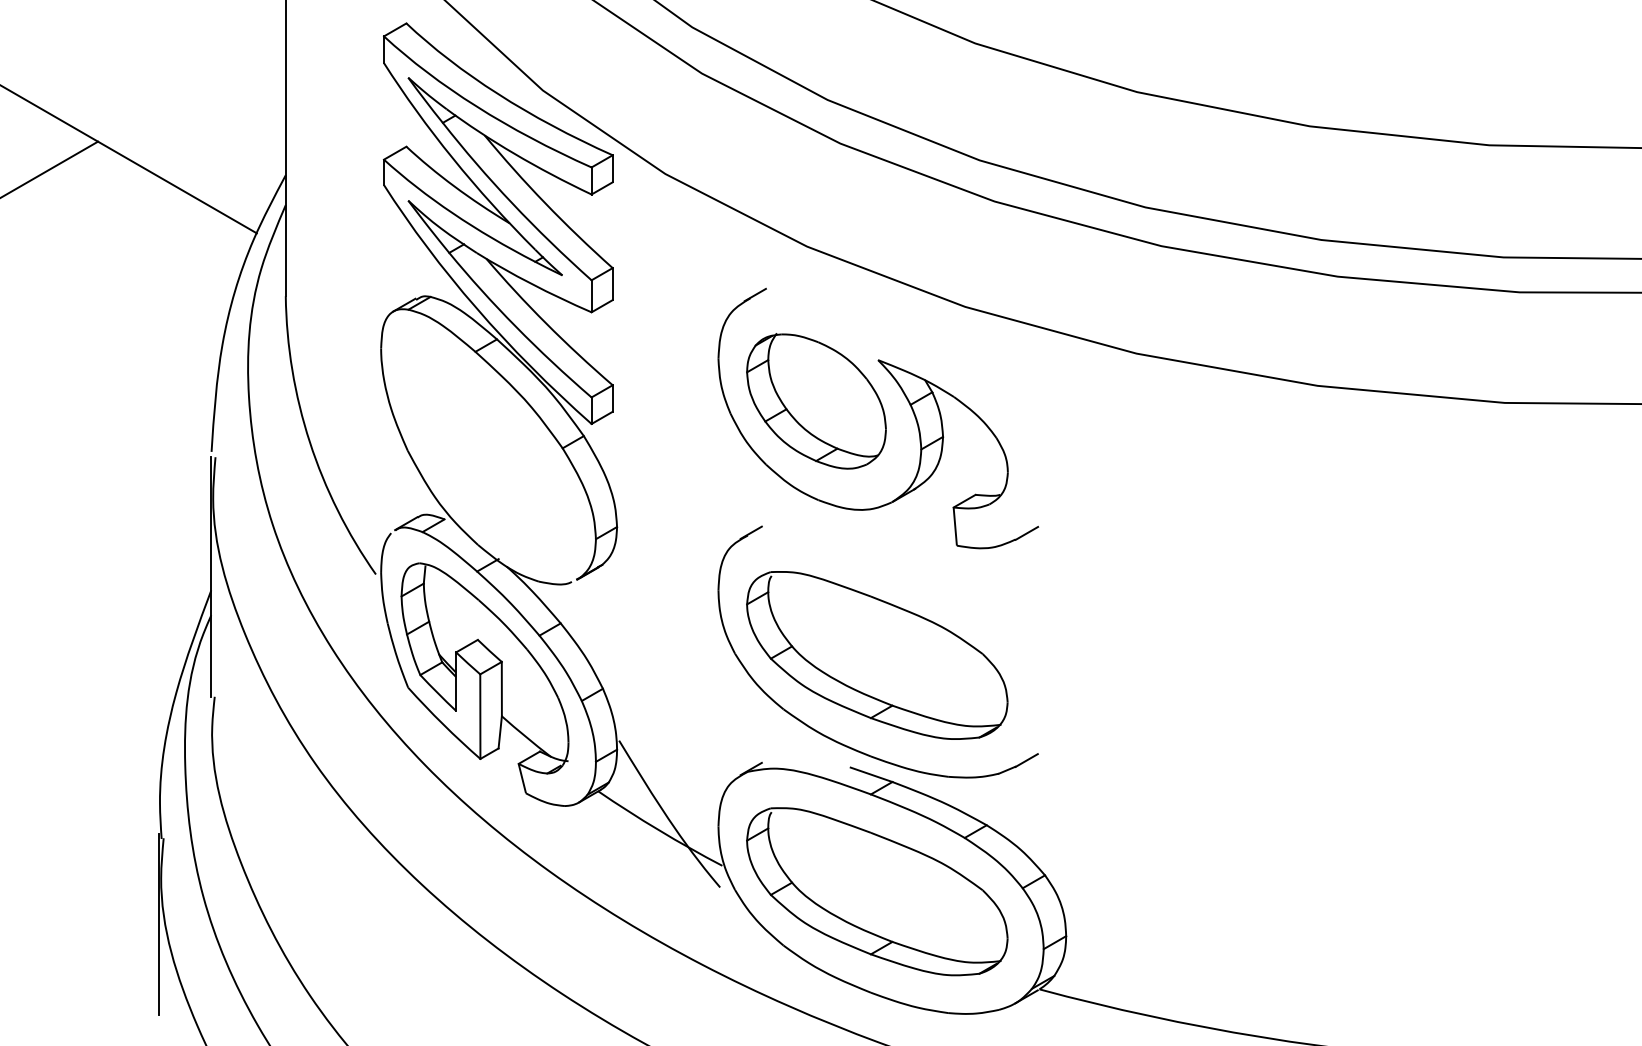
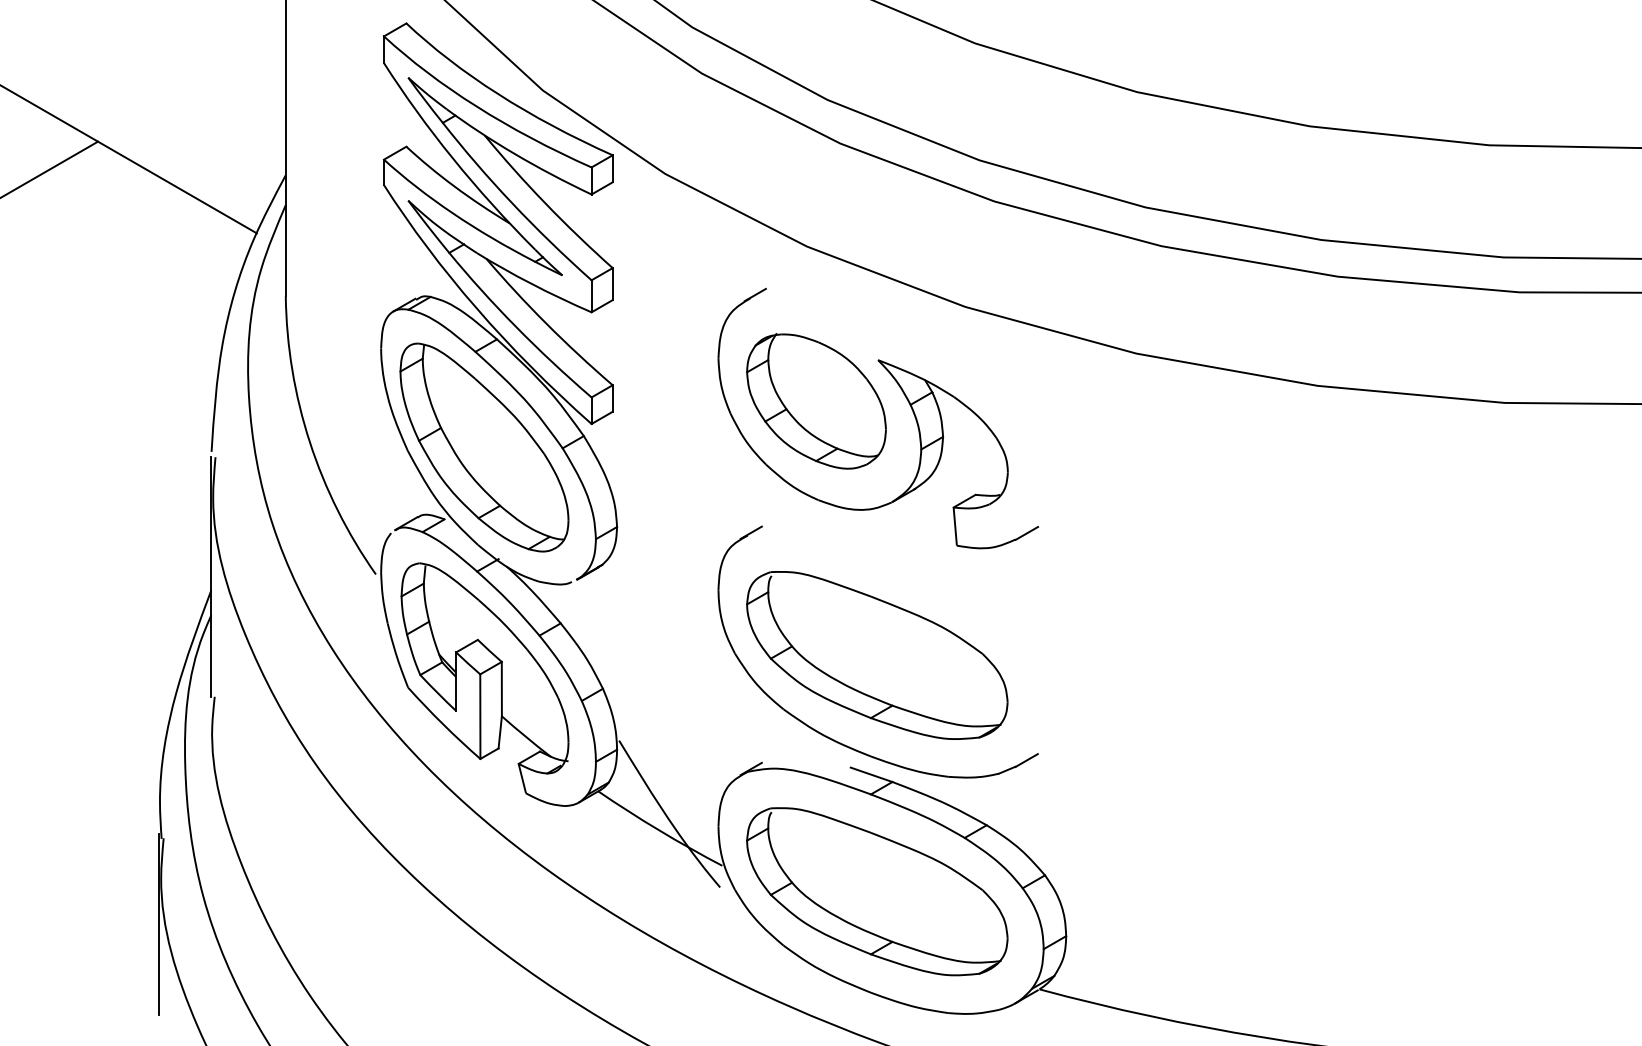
part: none -> present (484, 447)
